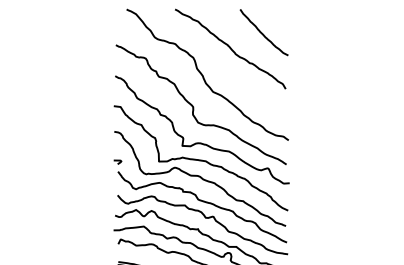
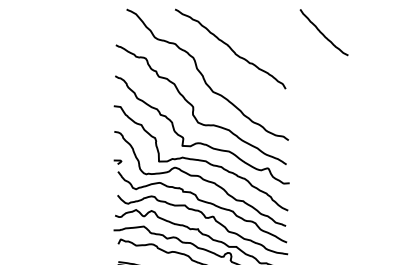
curve position: (262, 32) -> (322, 32) (322, 32)
